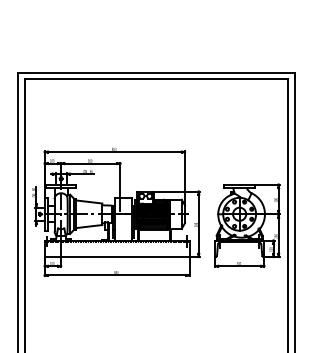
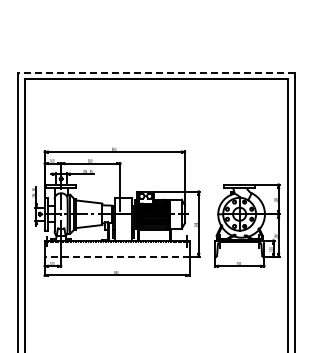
line: solid -> dashed (156, 72)
line: solid -> dashed (116, 257)
